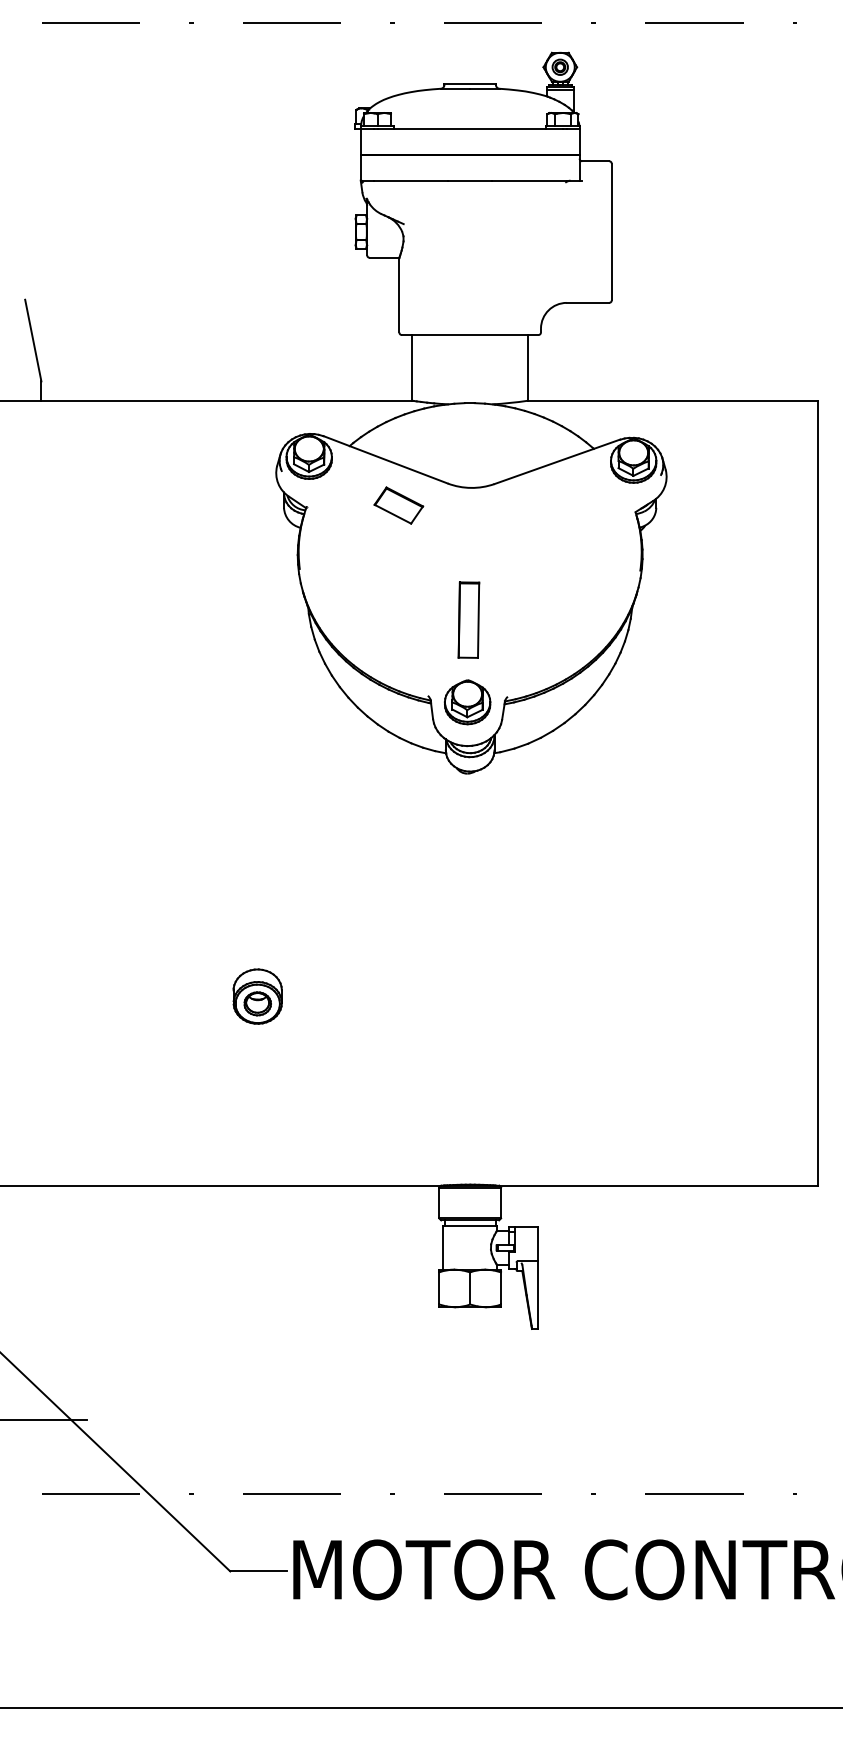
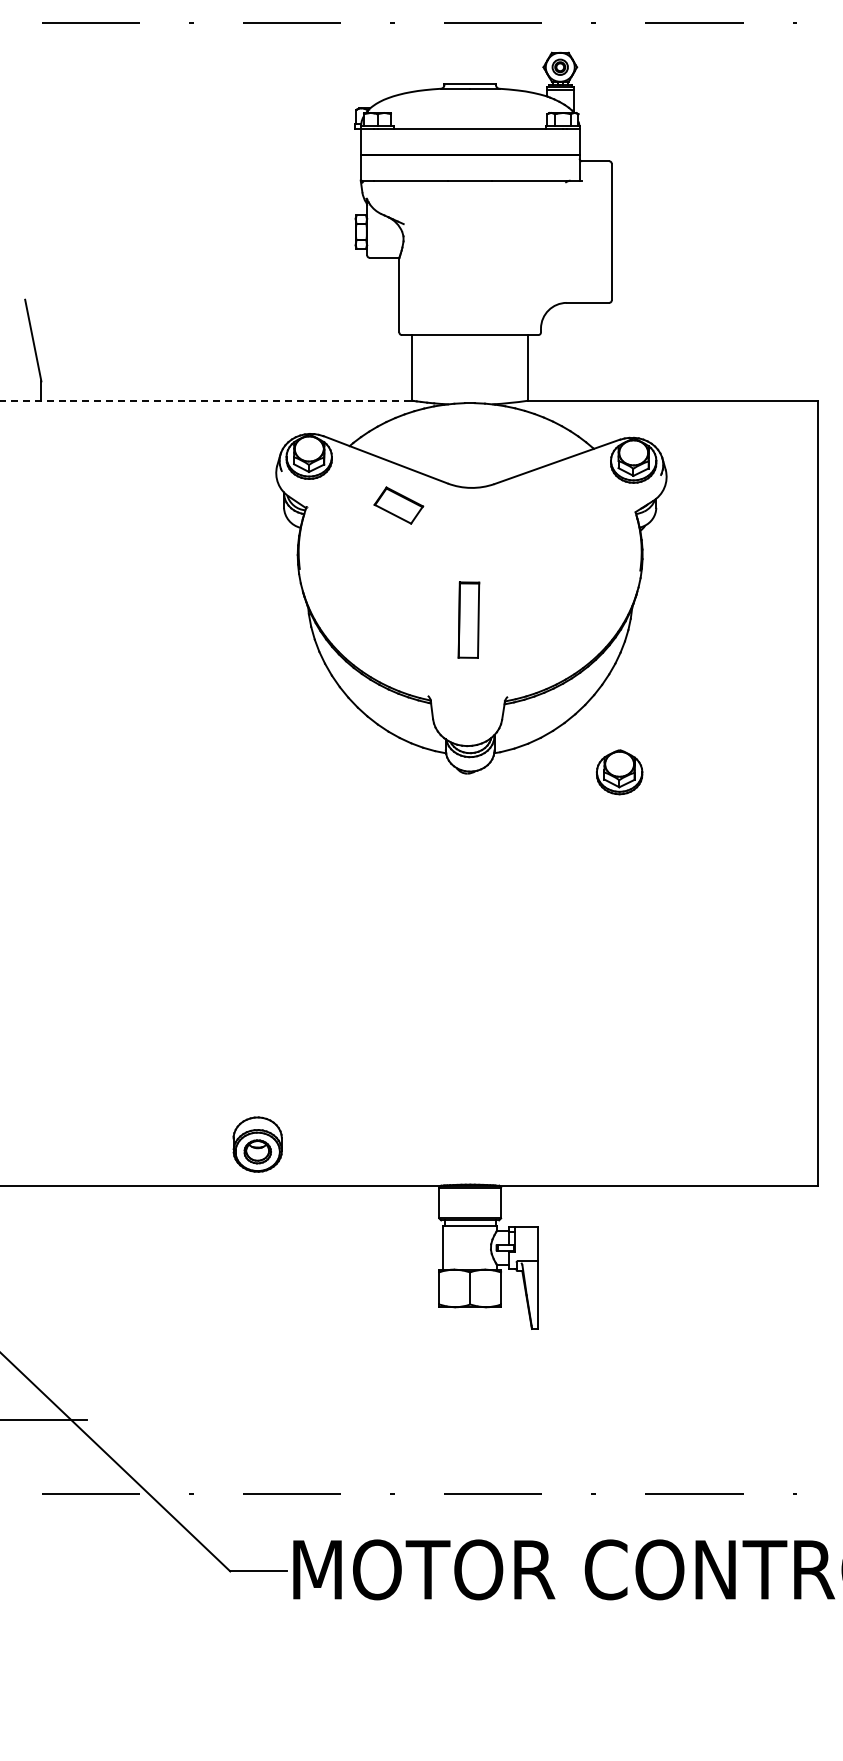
line: solid -> dashed (206, 400)
part position: (467, 702) -> (619, 772) (619, 772)
part position: (257, 996) -> (257, 1144) (257, 1144)
line: present -> none (420, 1708)
